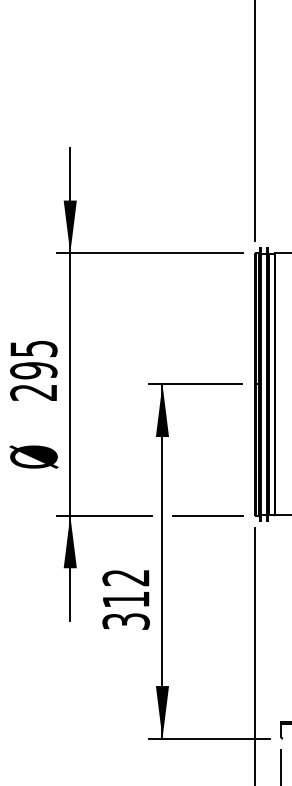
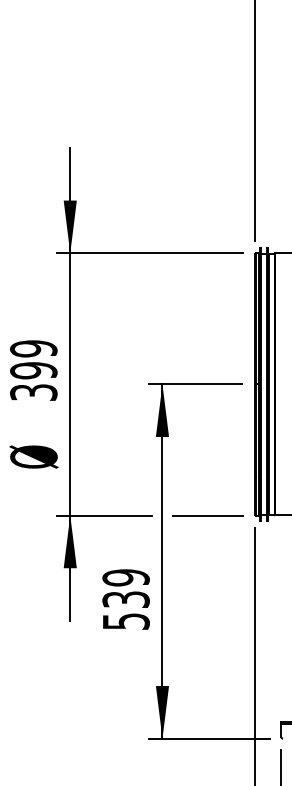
text: 295 -> 399 (33, 370)
text: 312 -> 539 (125, 599)
